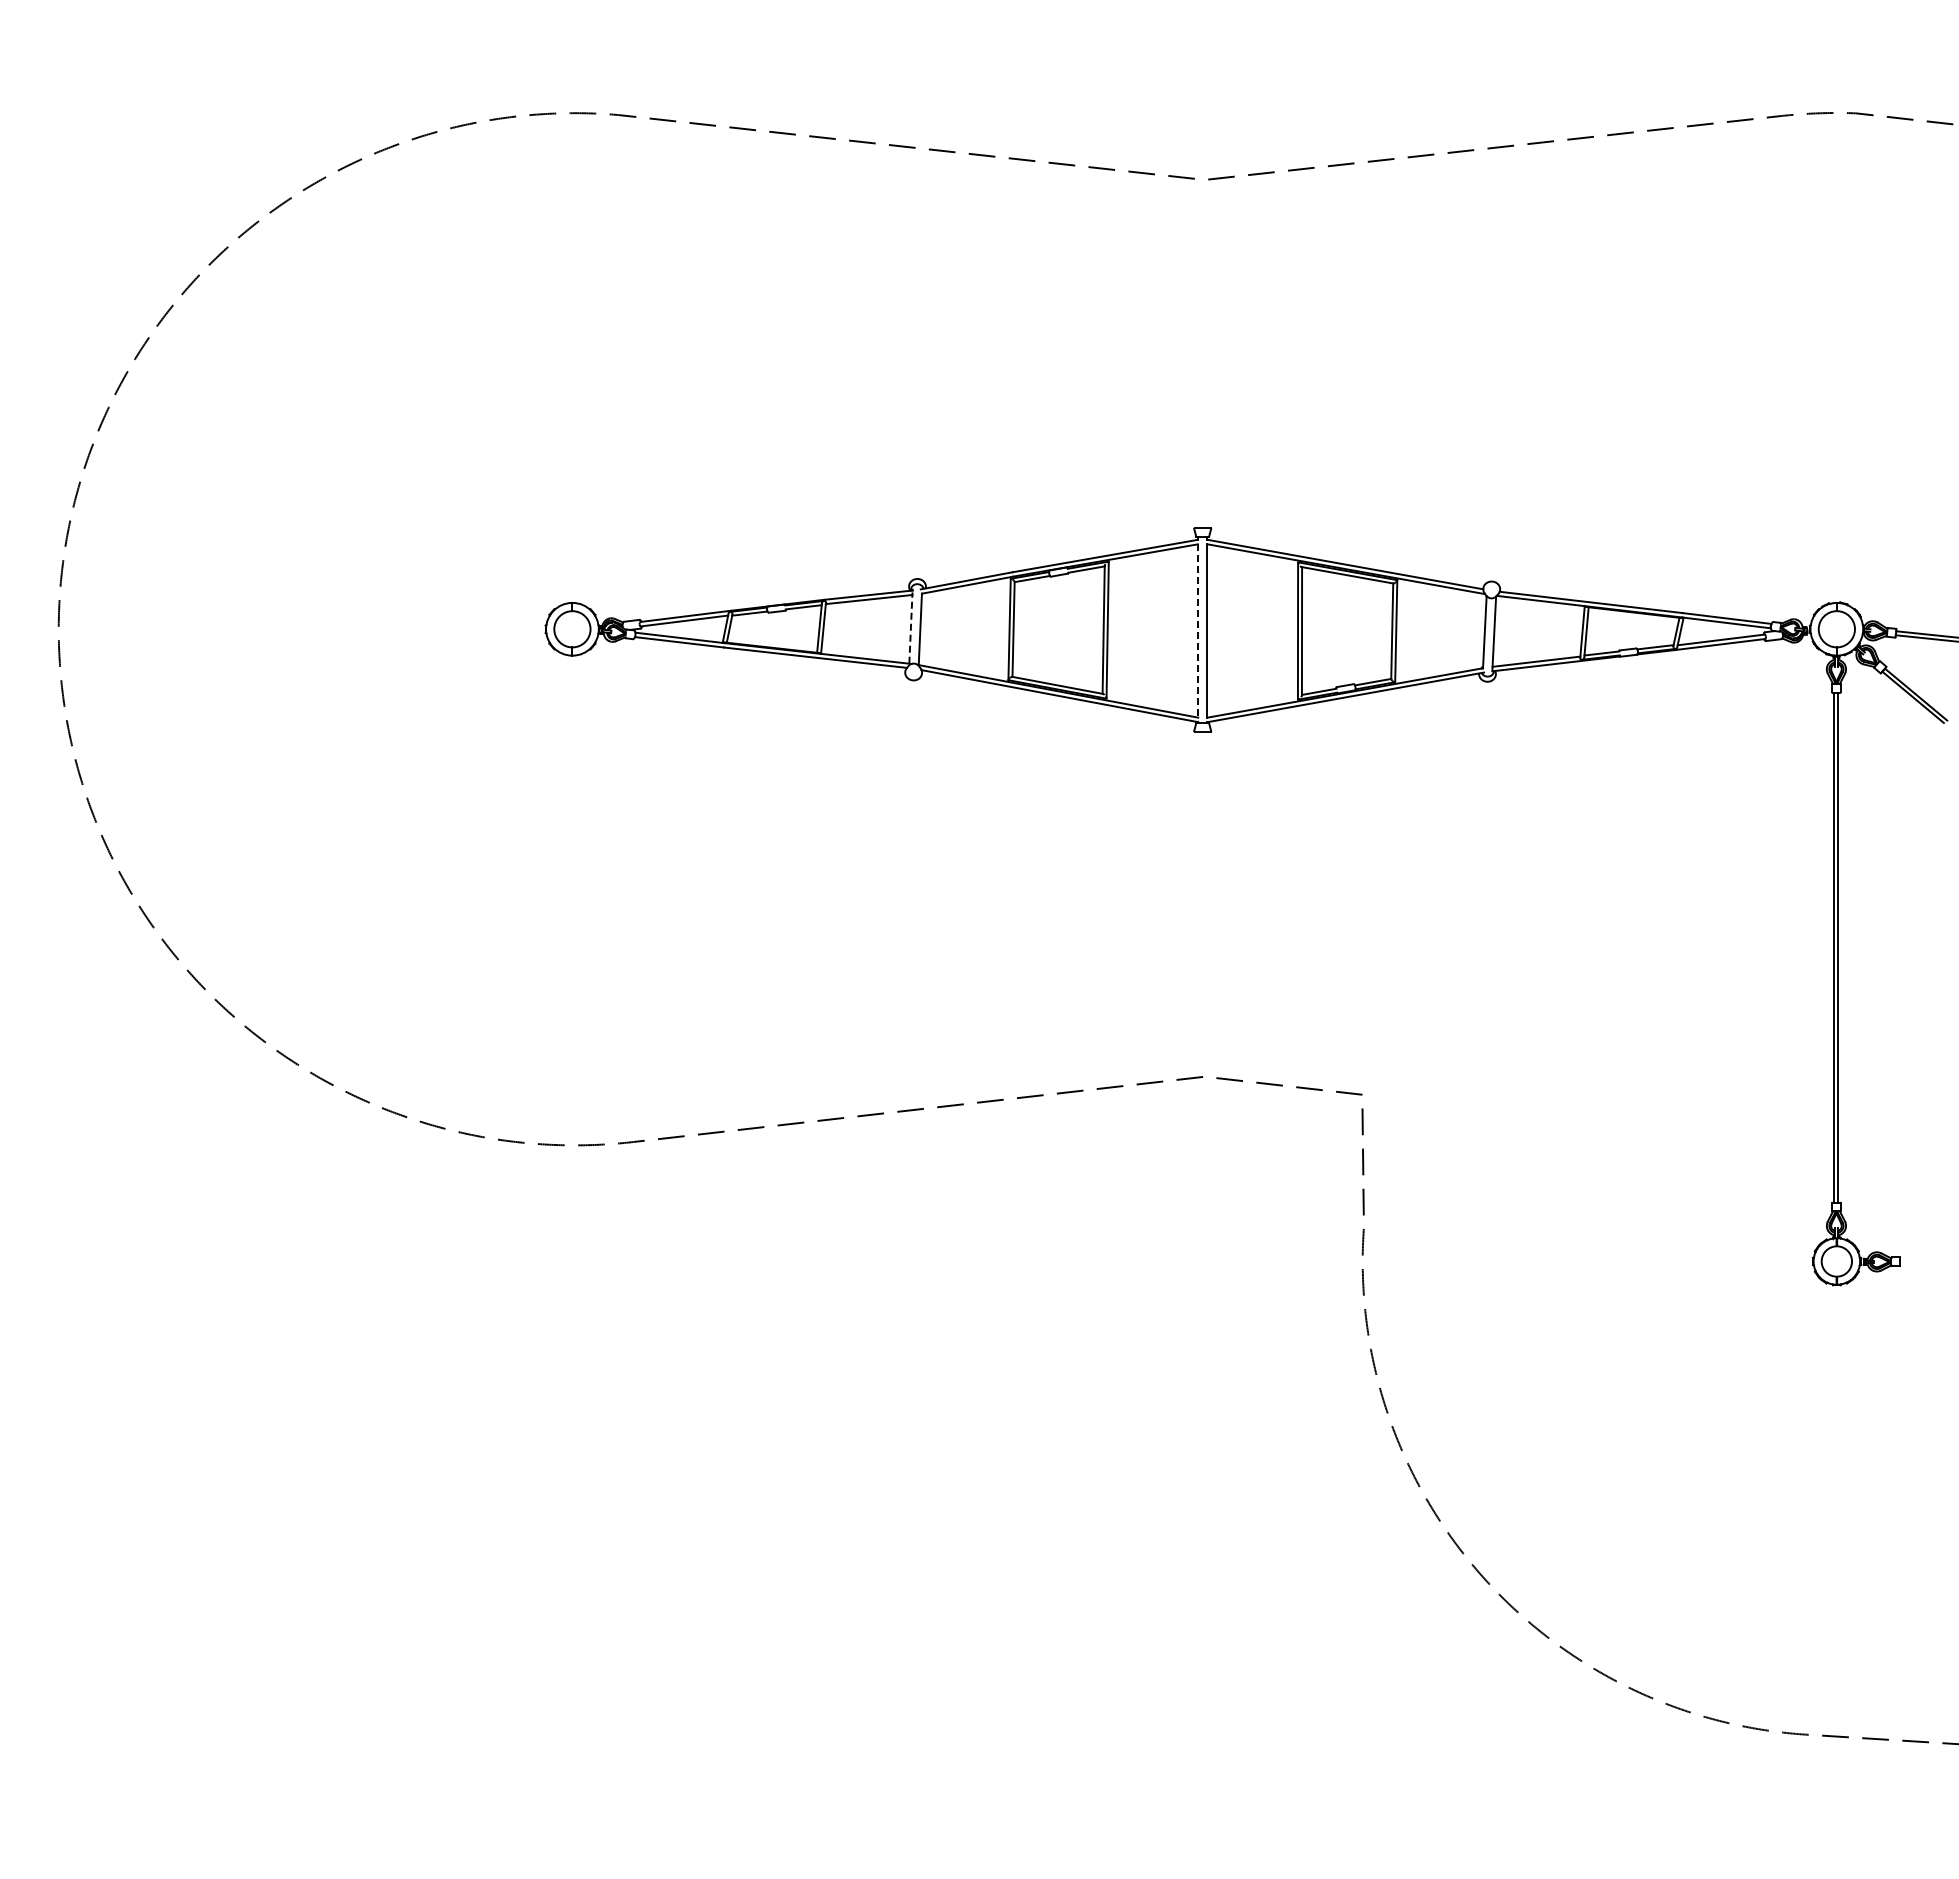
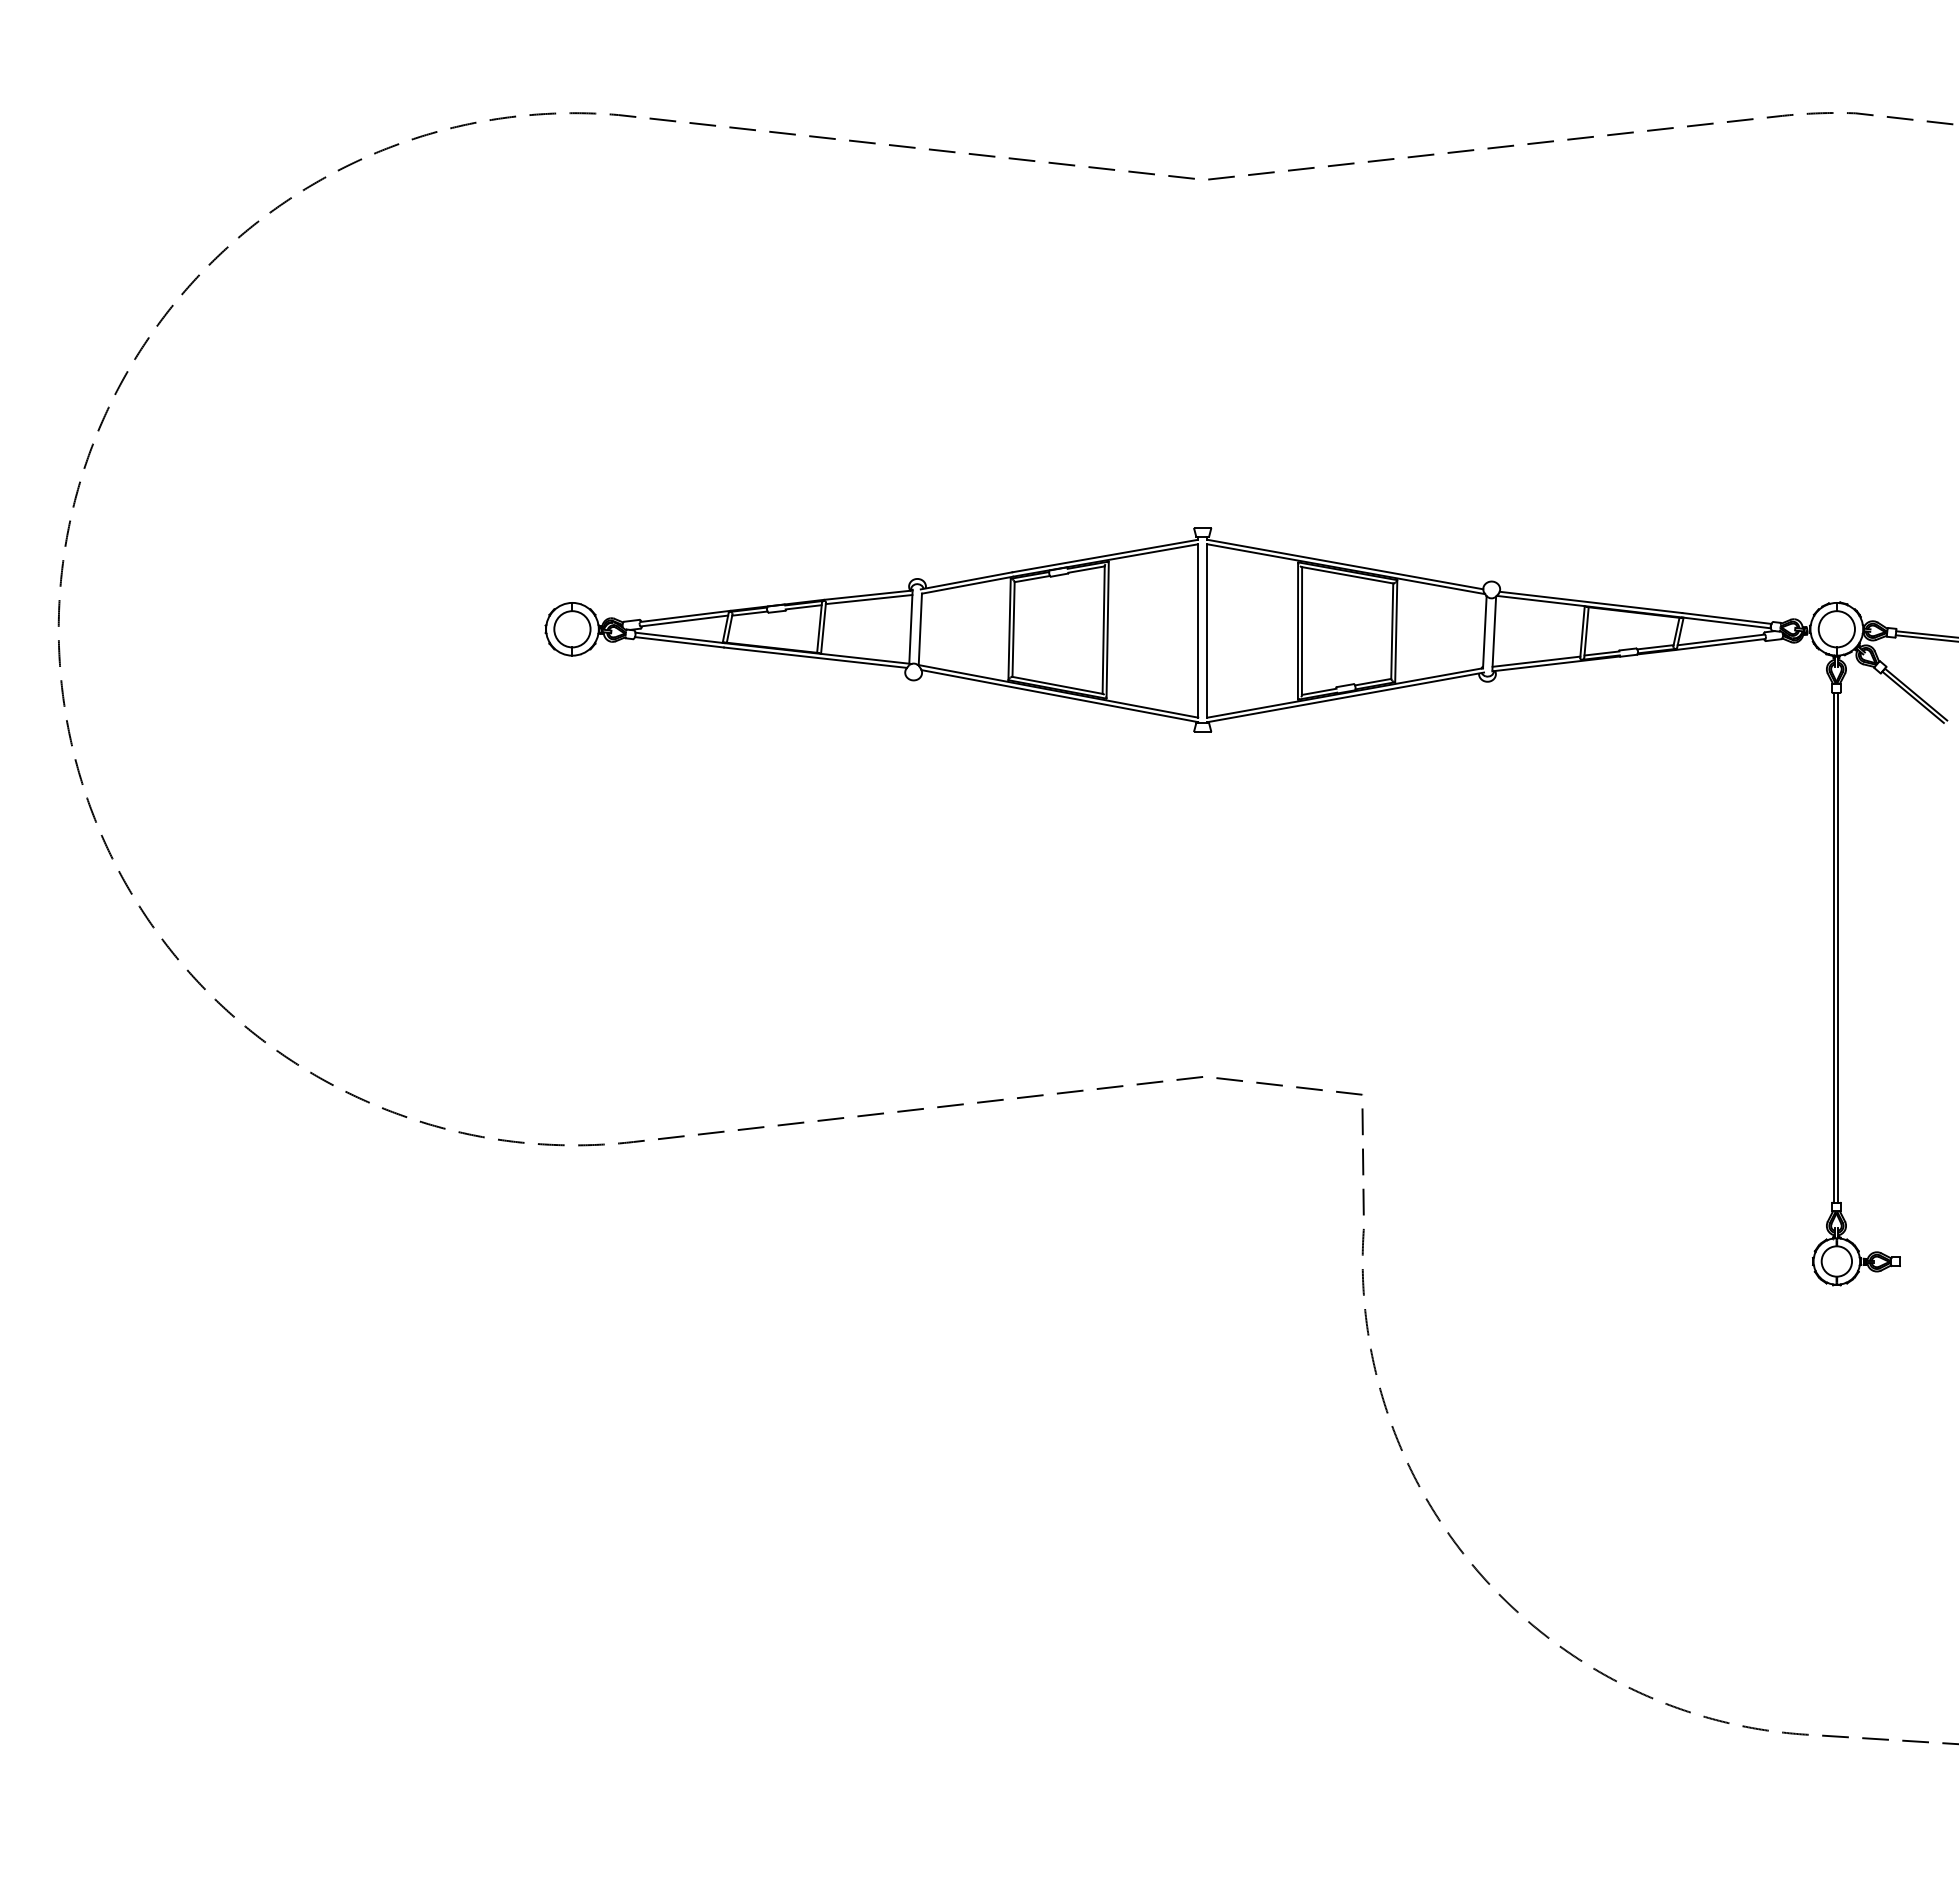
line: dashed -> solid (910, 628)
line: dashed -> solid (1197, 630)
